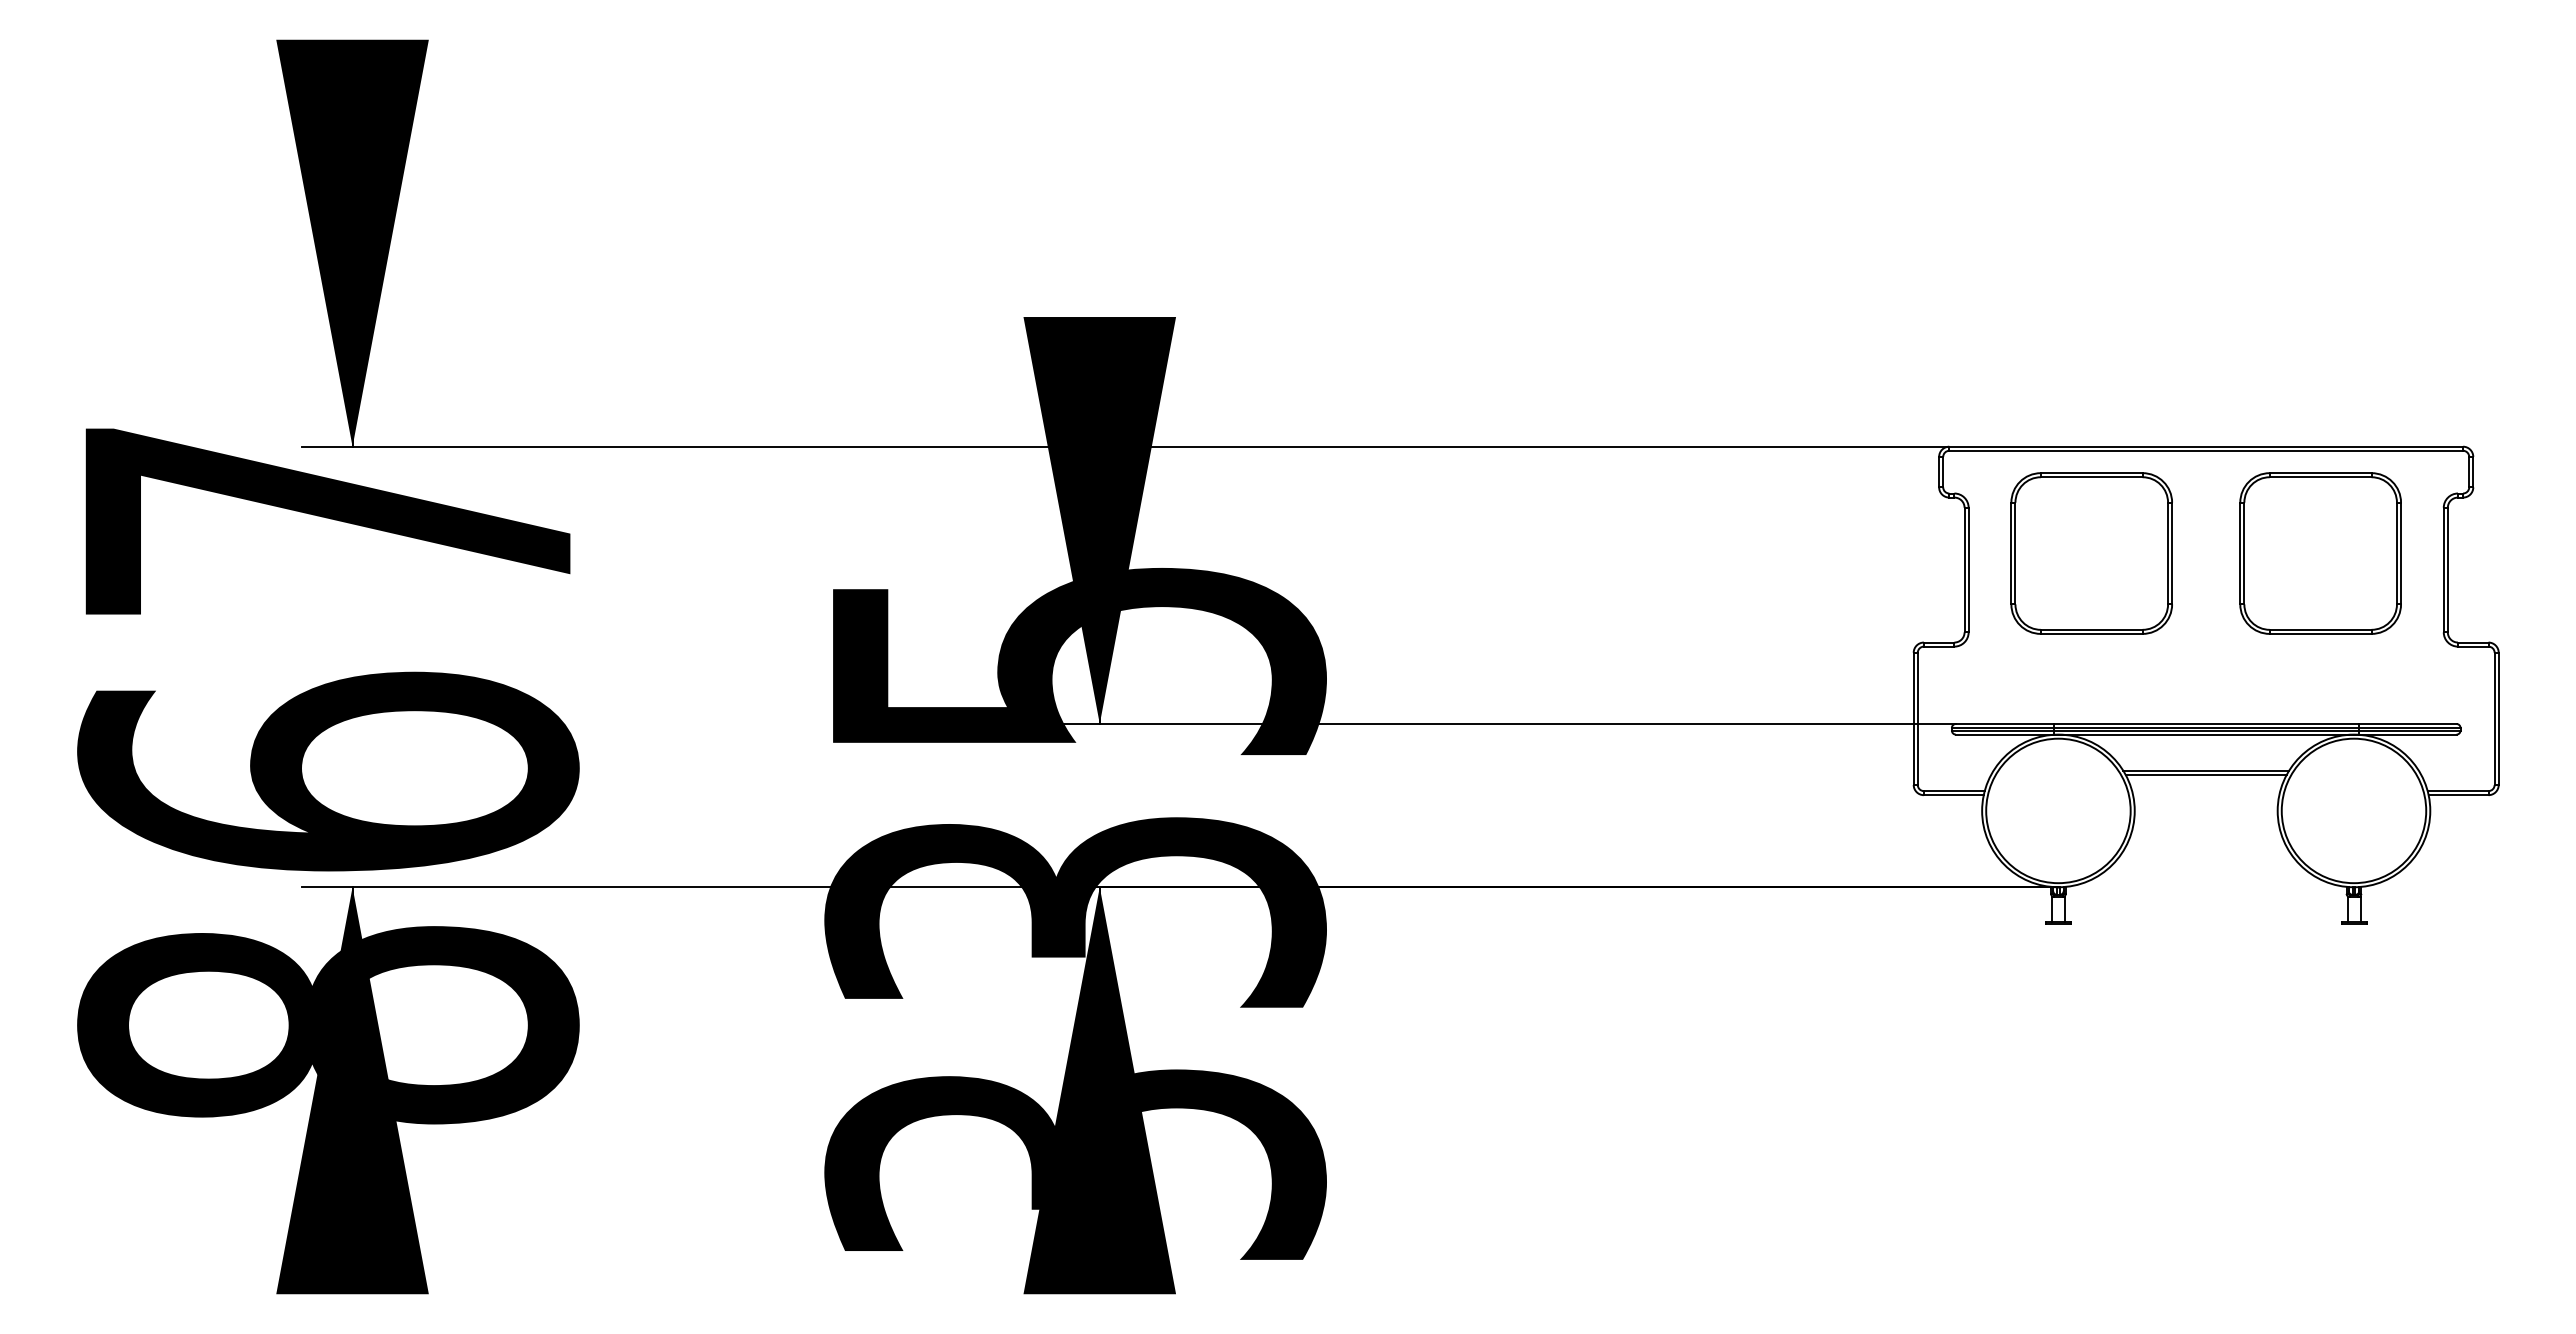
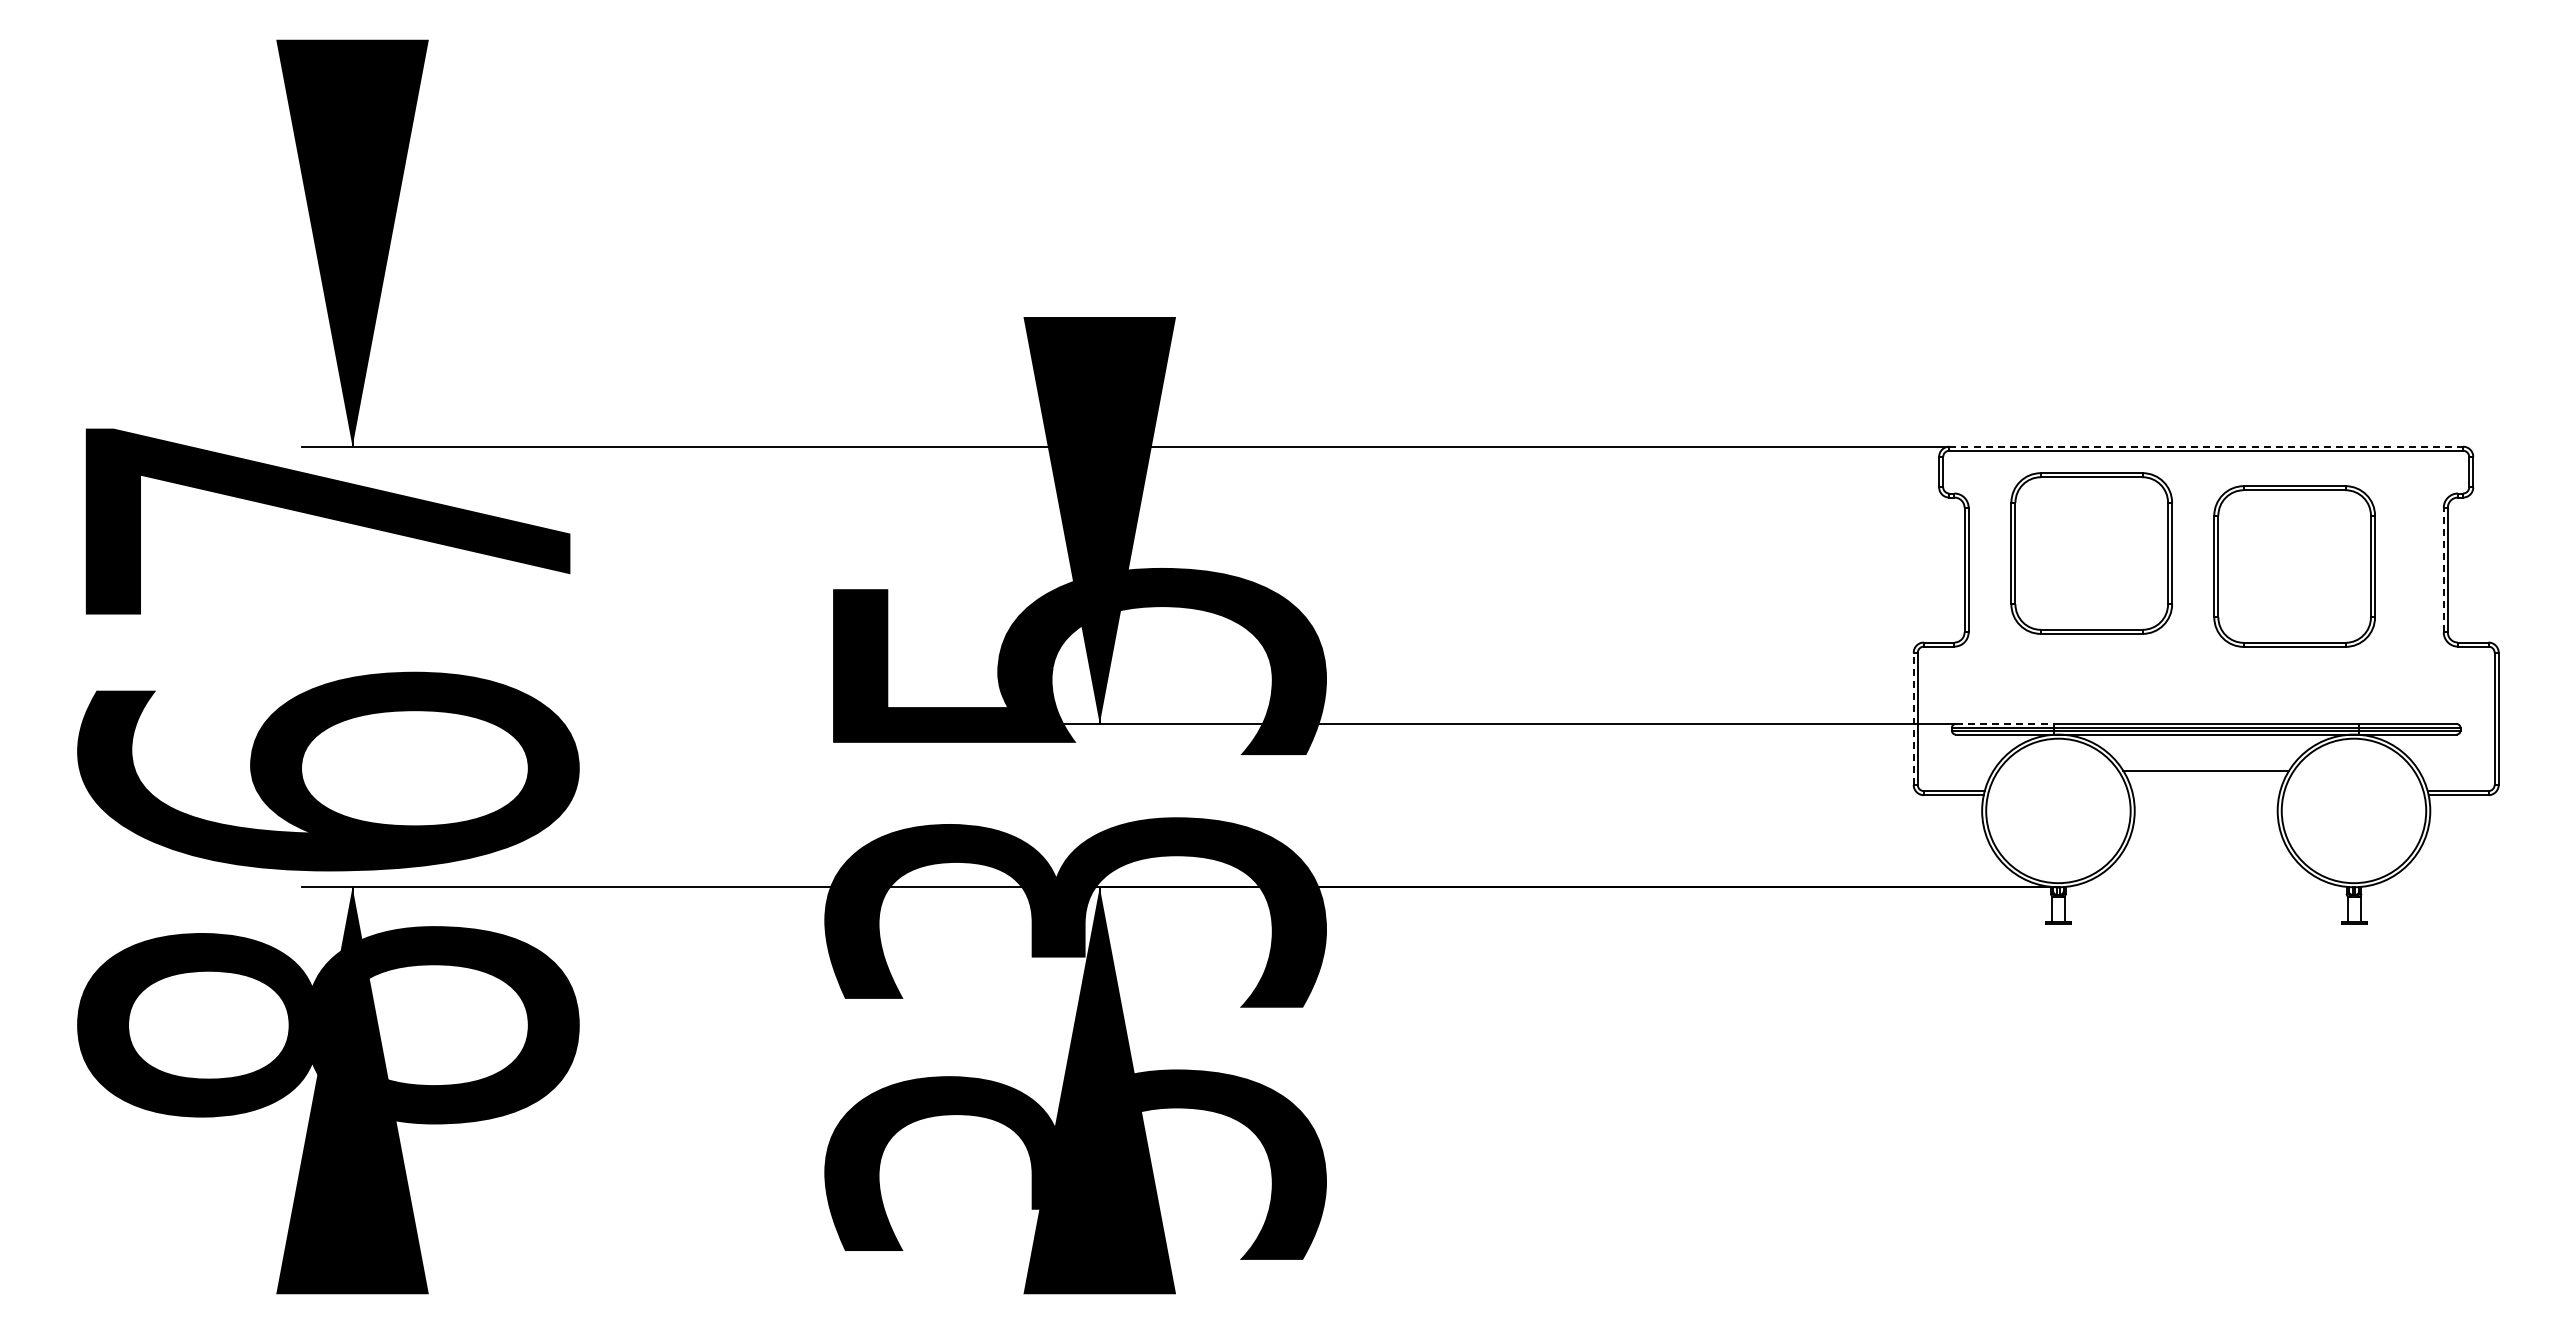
line: solid -> dashed (2206, 446)
part position: (2320, 553) -> (2294, 566) (2294, 566)
line: solid -> dashed (2443, 569)
line: solid -> dashed (1913, 718)
line: solid -> dashed (2004, 723)
line: present -> none (2205, 774)
